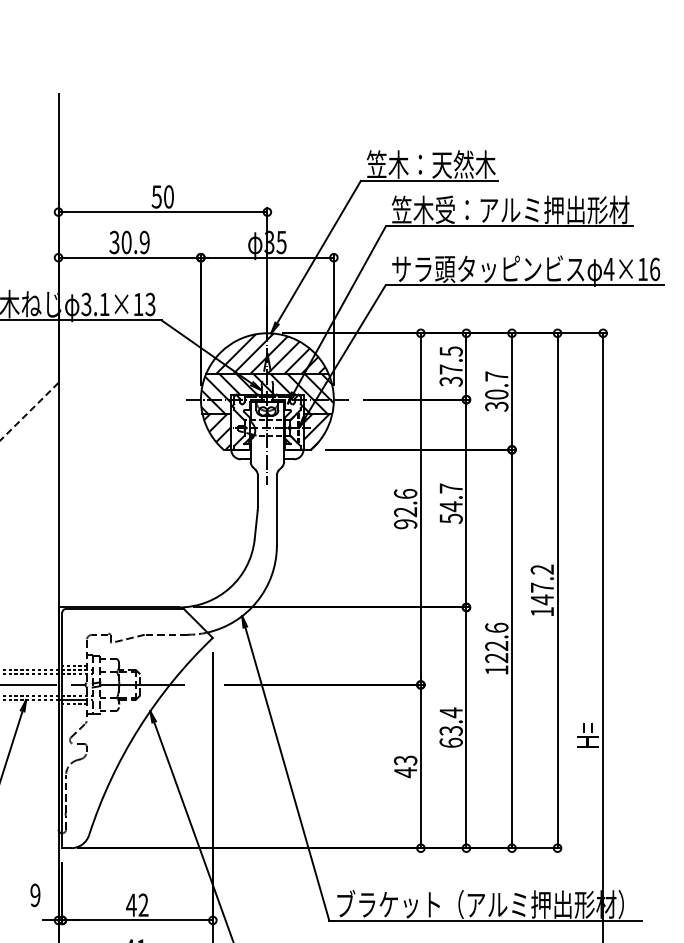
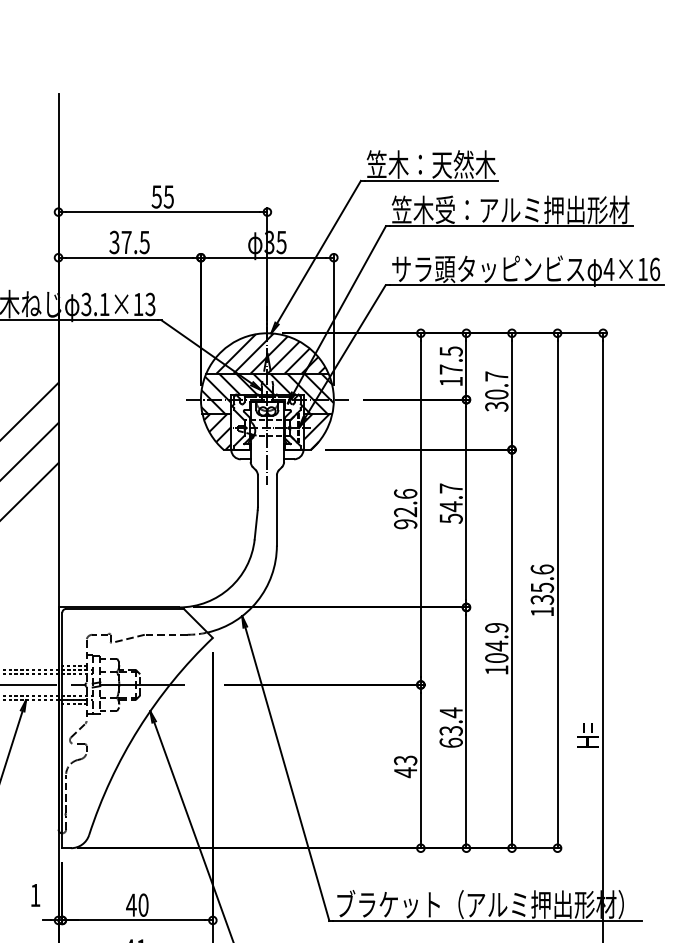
text: 50 -> 55 (168, 196)
text: 30.9 -> 37.5 (135, 242)
text: 37.5 -> 17.5 (450, 381)
line: dashed -> solid (29, 411)
line: none -> present (30, 450)
line: none -> present (30, 490)
text: 147.2 -> 135.6 (542, 584)
text: 122.6 -> 104.9 (496, 642)
text: 9 -> 1 (35, 895)
text: 42 -> 40 (143, 904)
